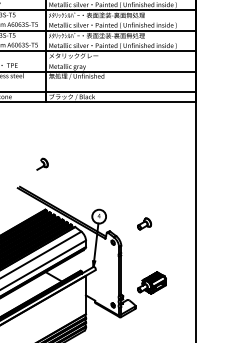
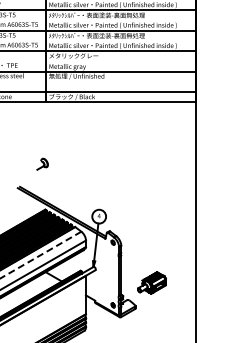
part: present -> none (144, 223)
line: solid -> dashed (40, 255)
